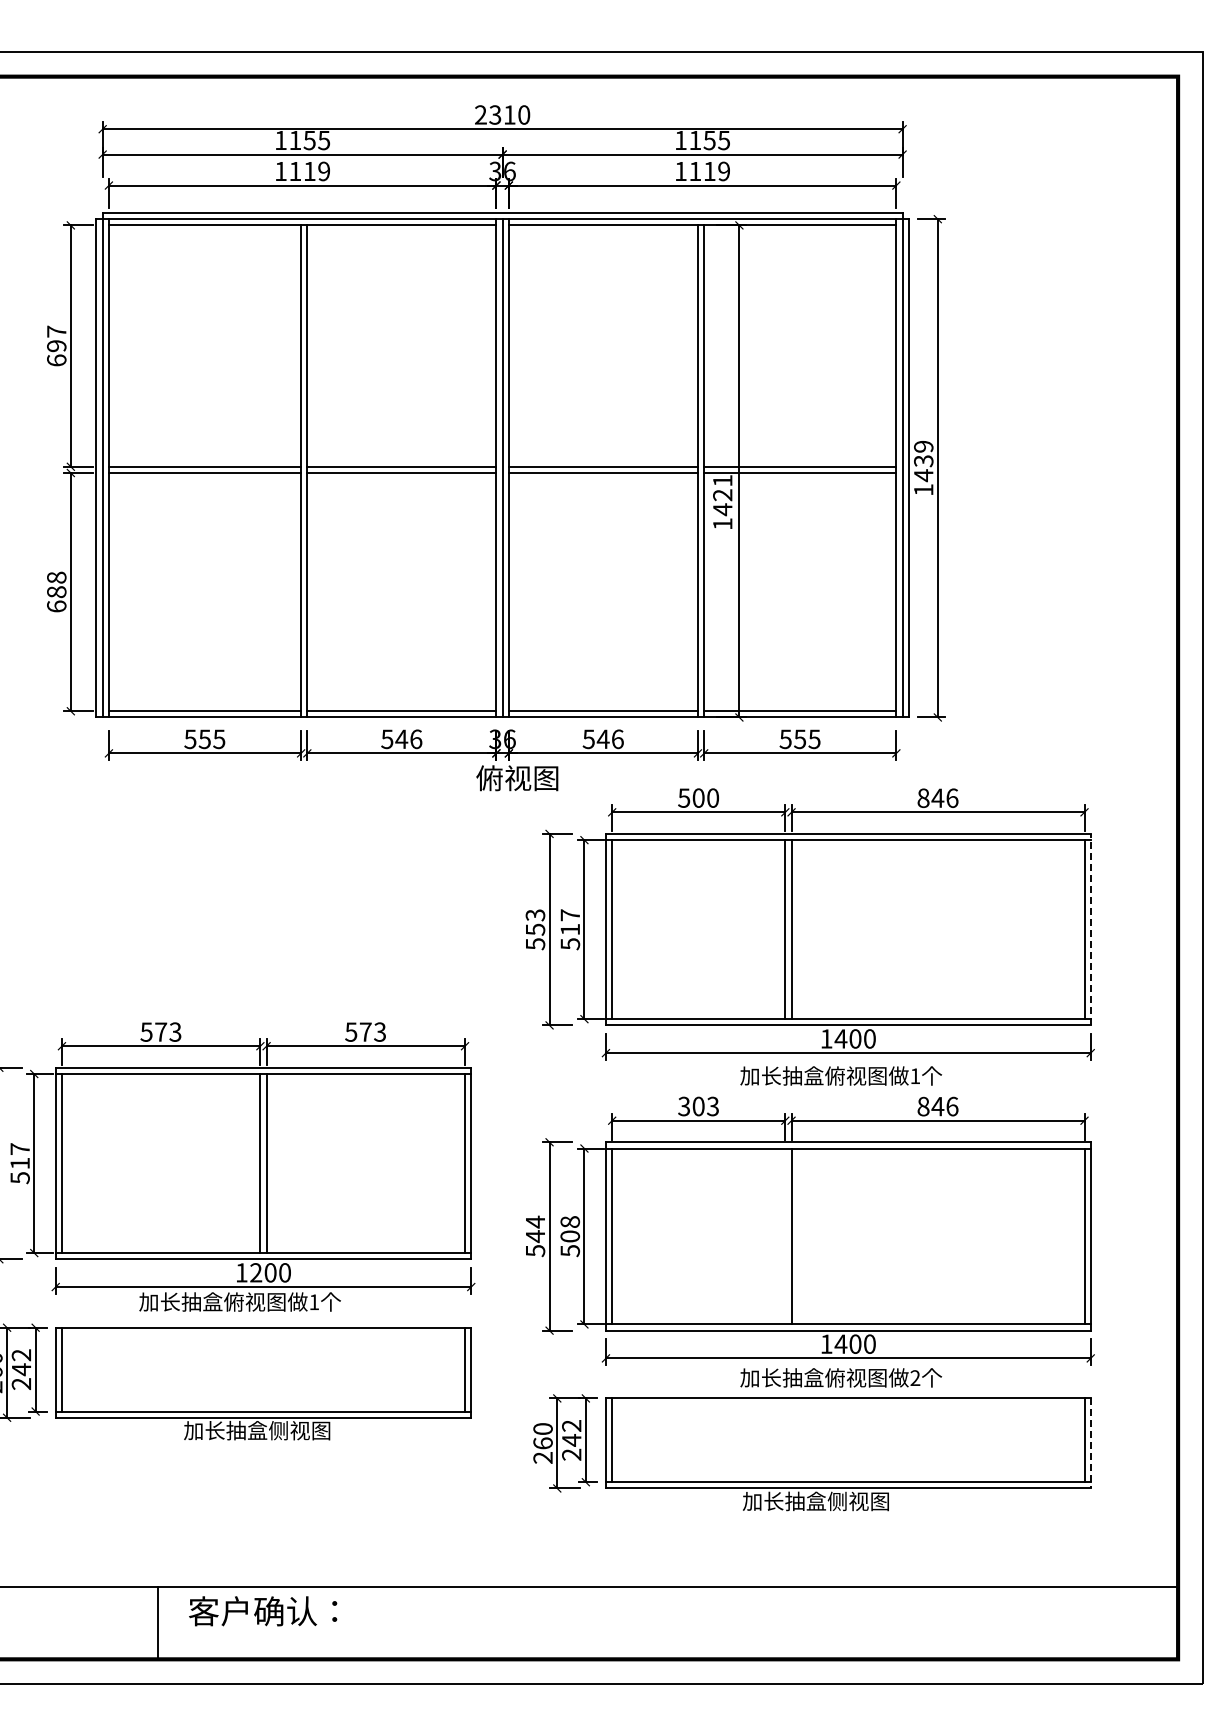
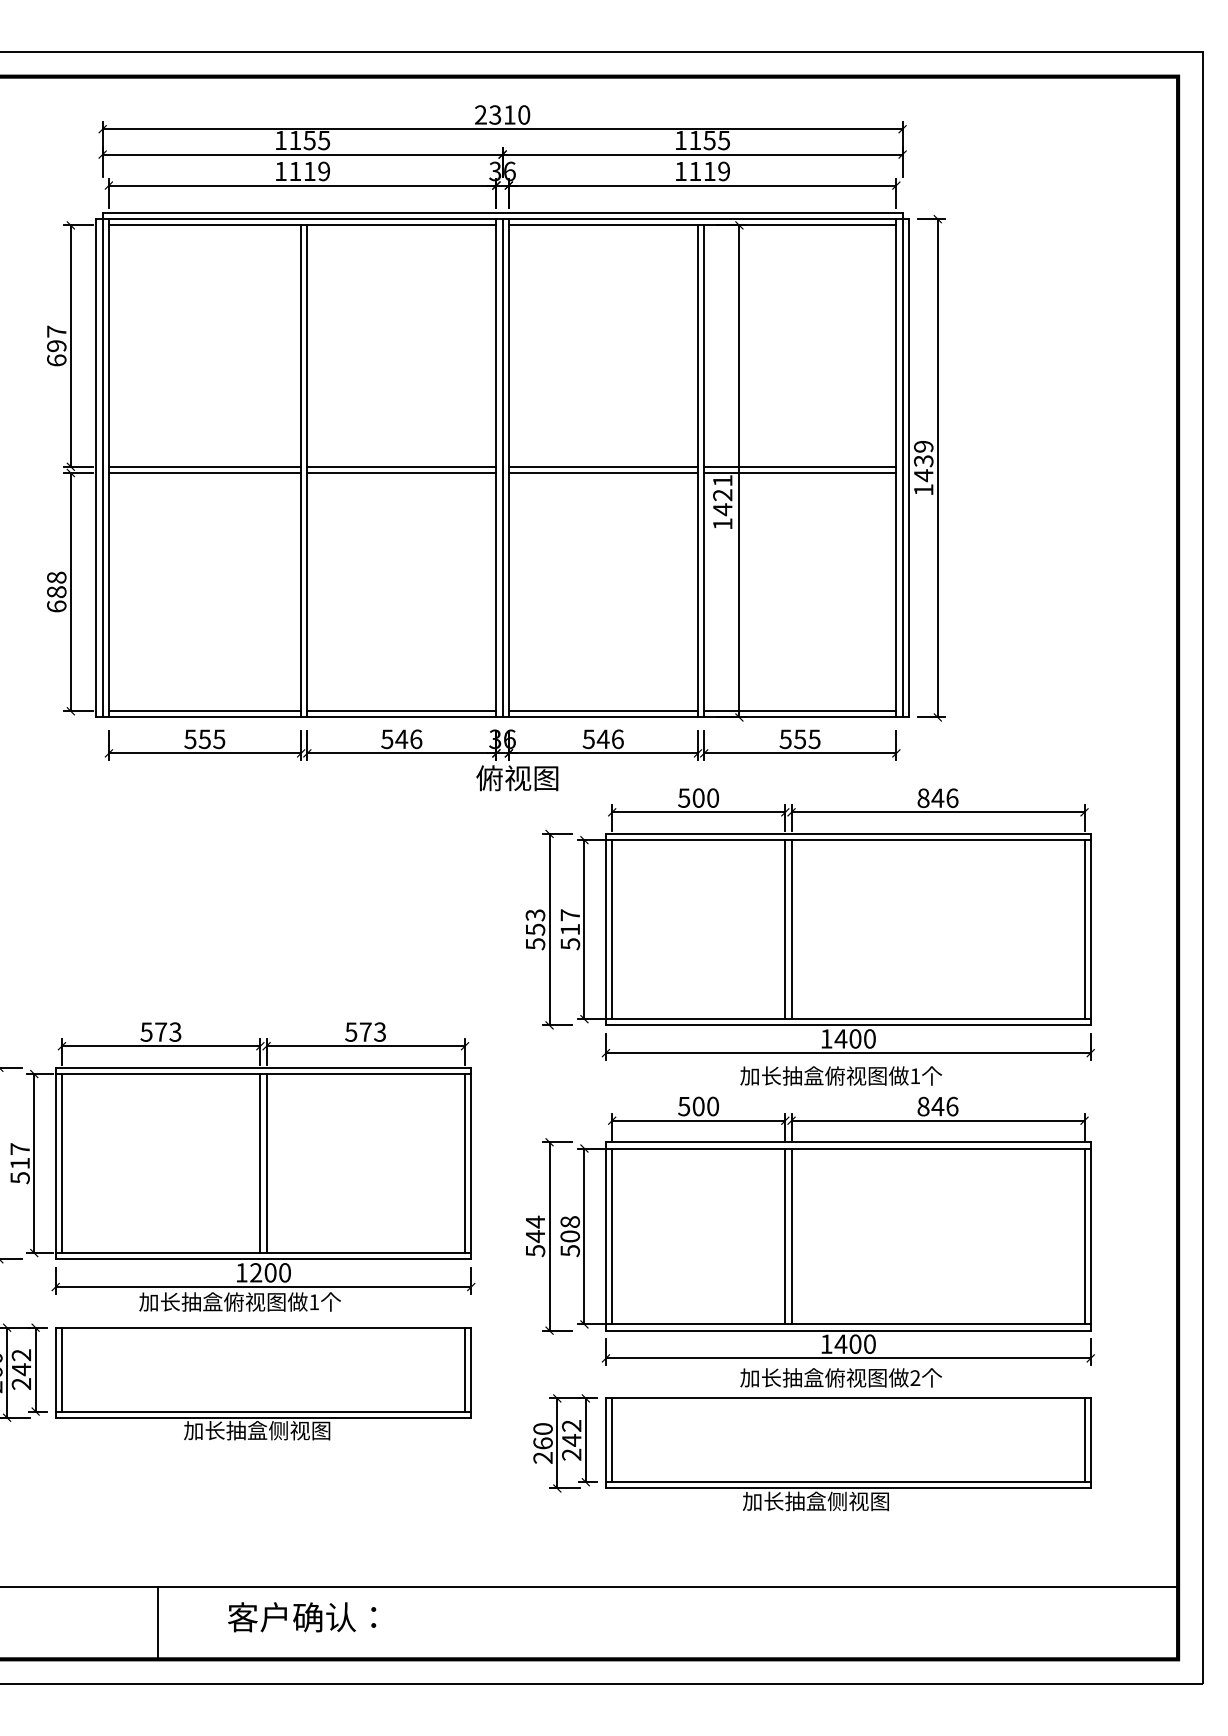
line: dashed -> solid (1090, 929)
text: 303 -> 500 (698, 1106)
line: none -> present (785, 1236)
line: dashed -> solid (1090, 1443)
text position: (263, 1611) -> (302, 1617) (302, 1617)
